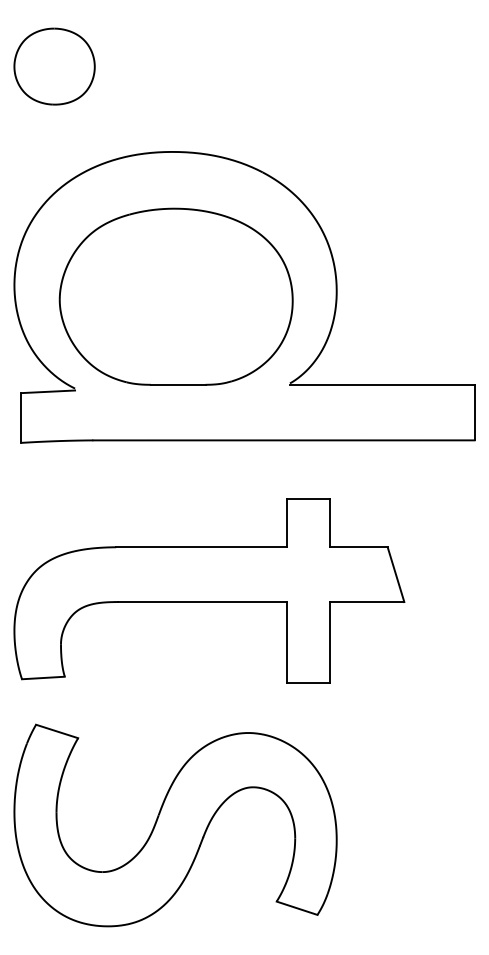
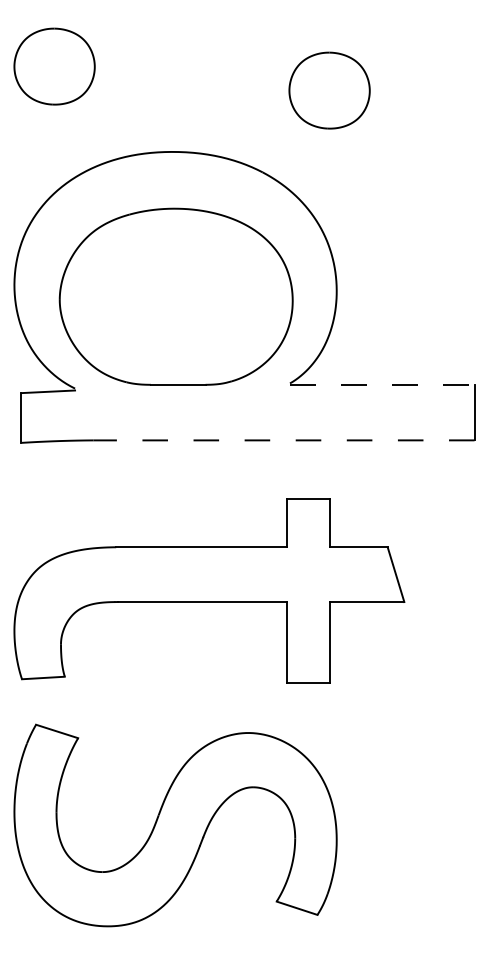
part: none -> present (329, 90)
line: solid -> dashed (382, 384)
line: solid -> dashed (283, 440)
